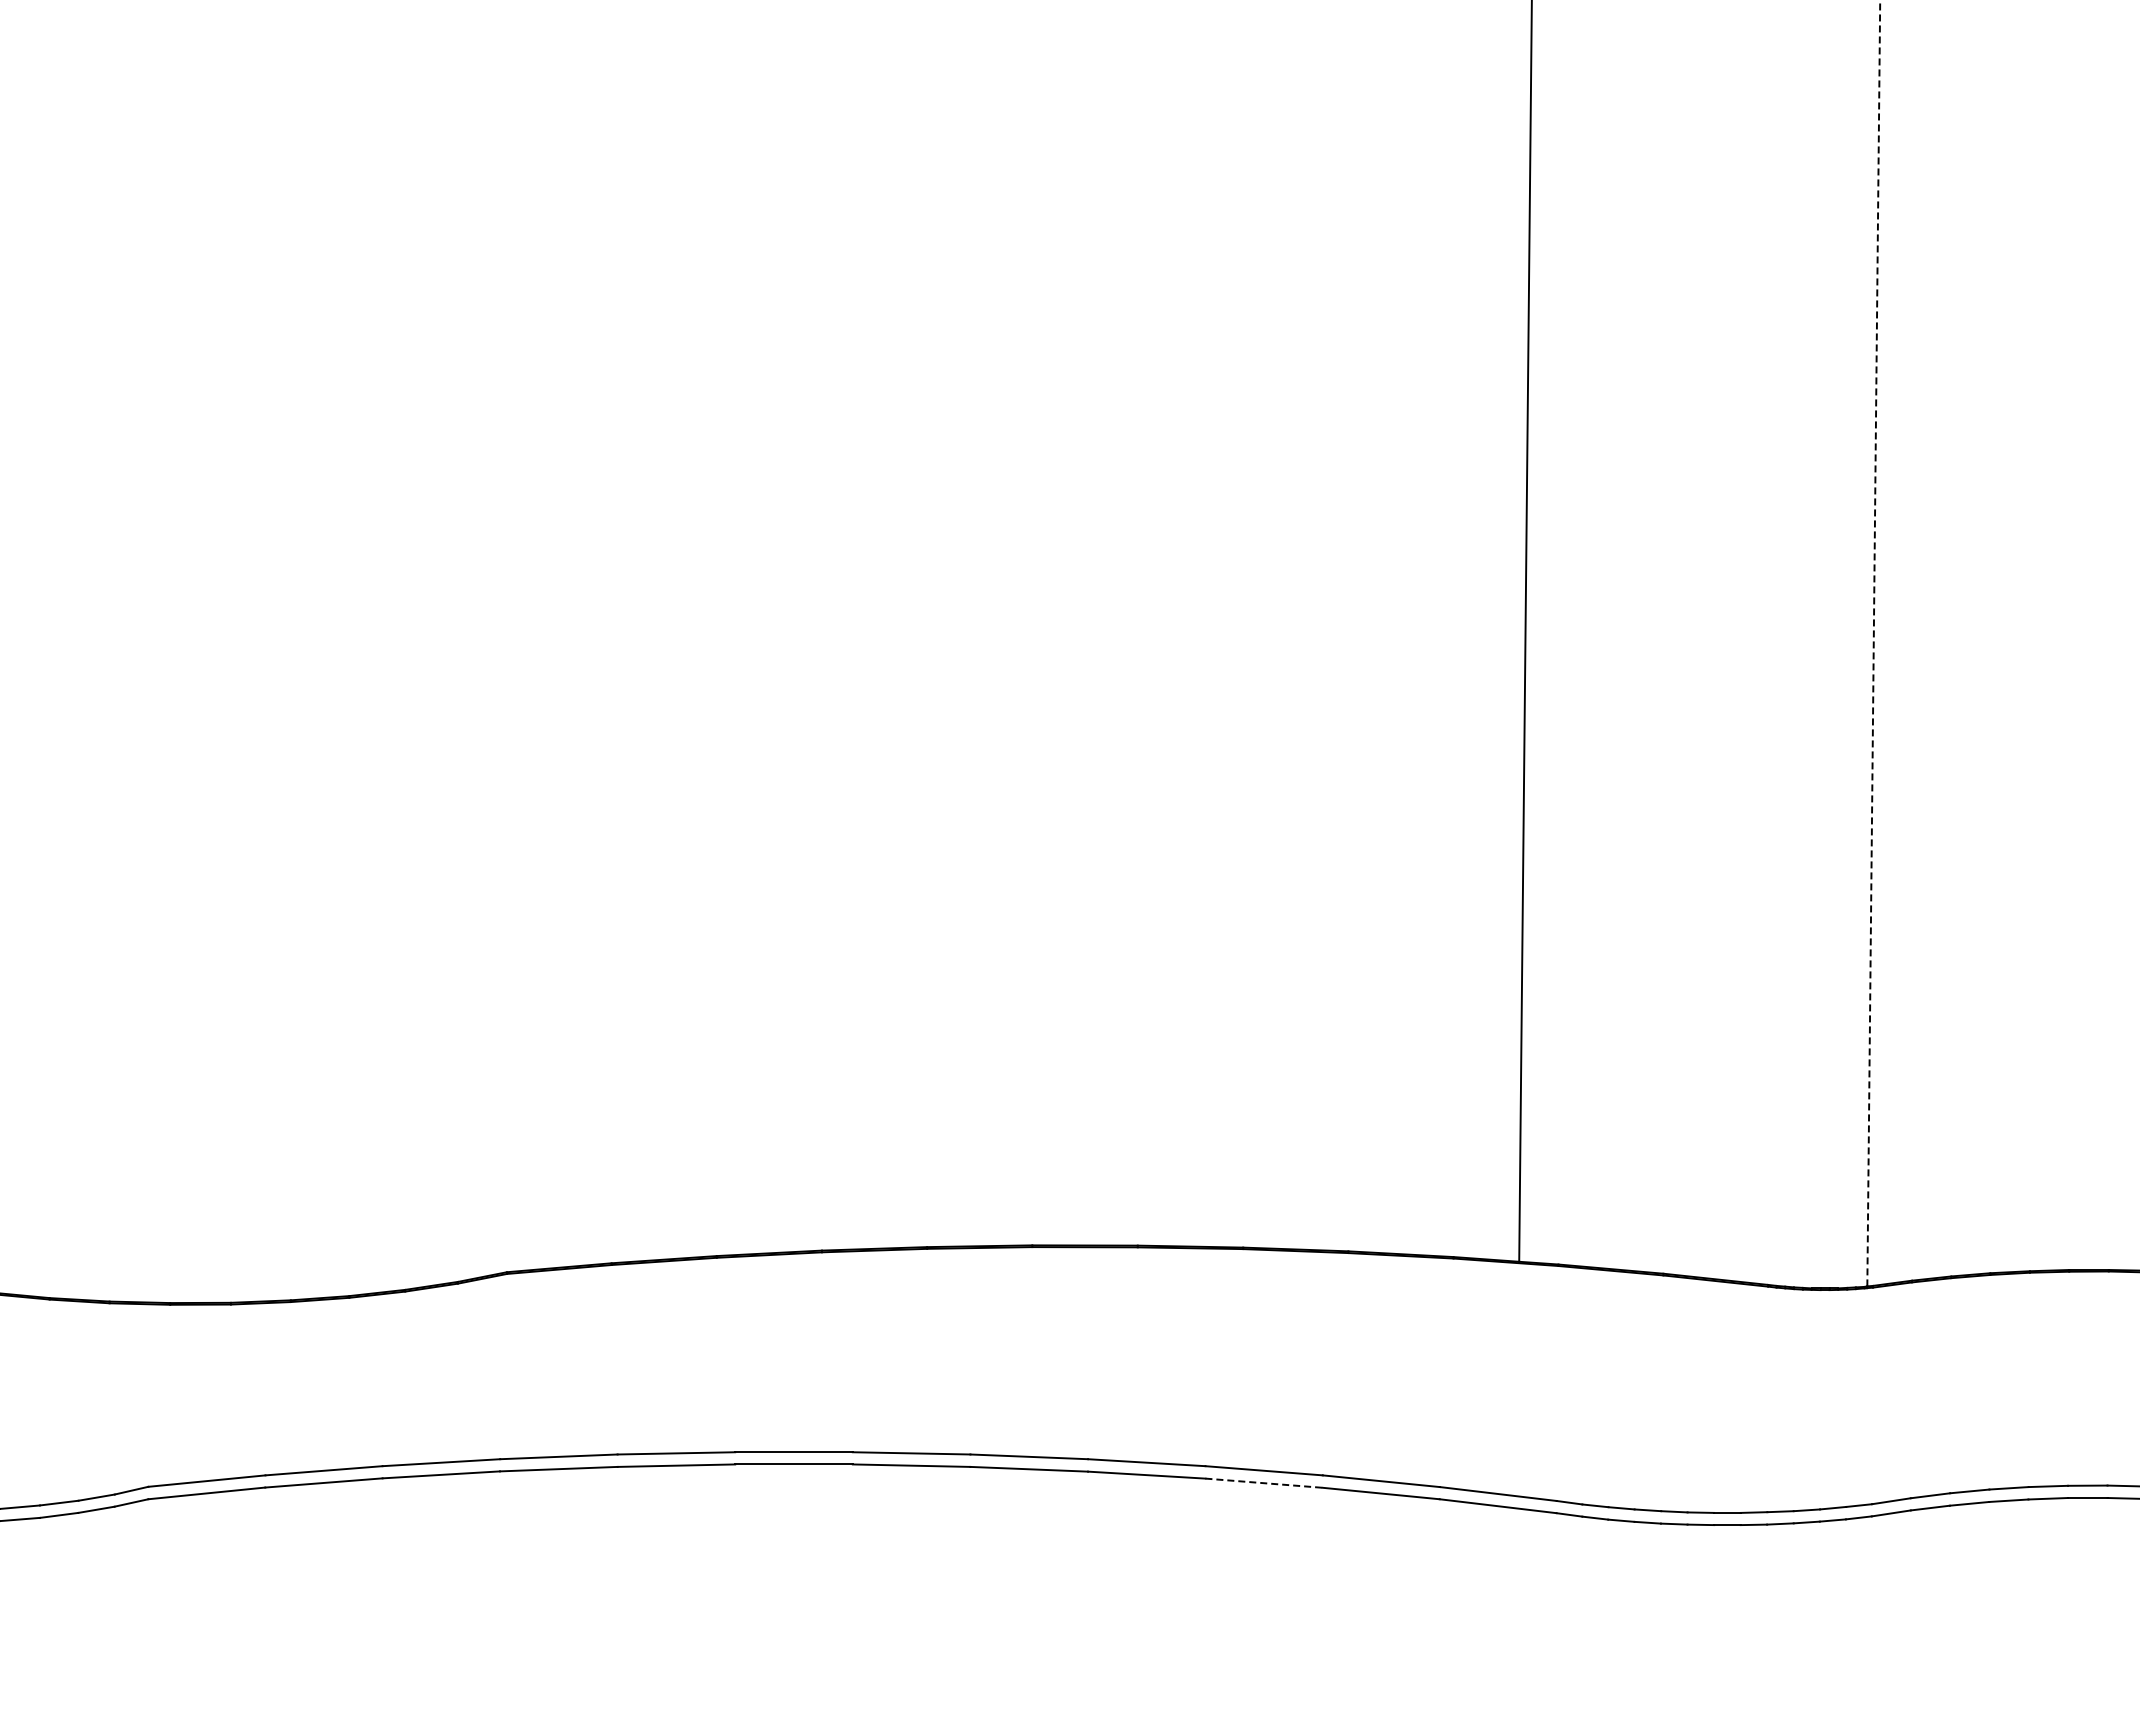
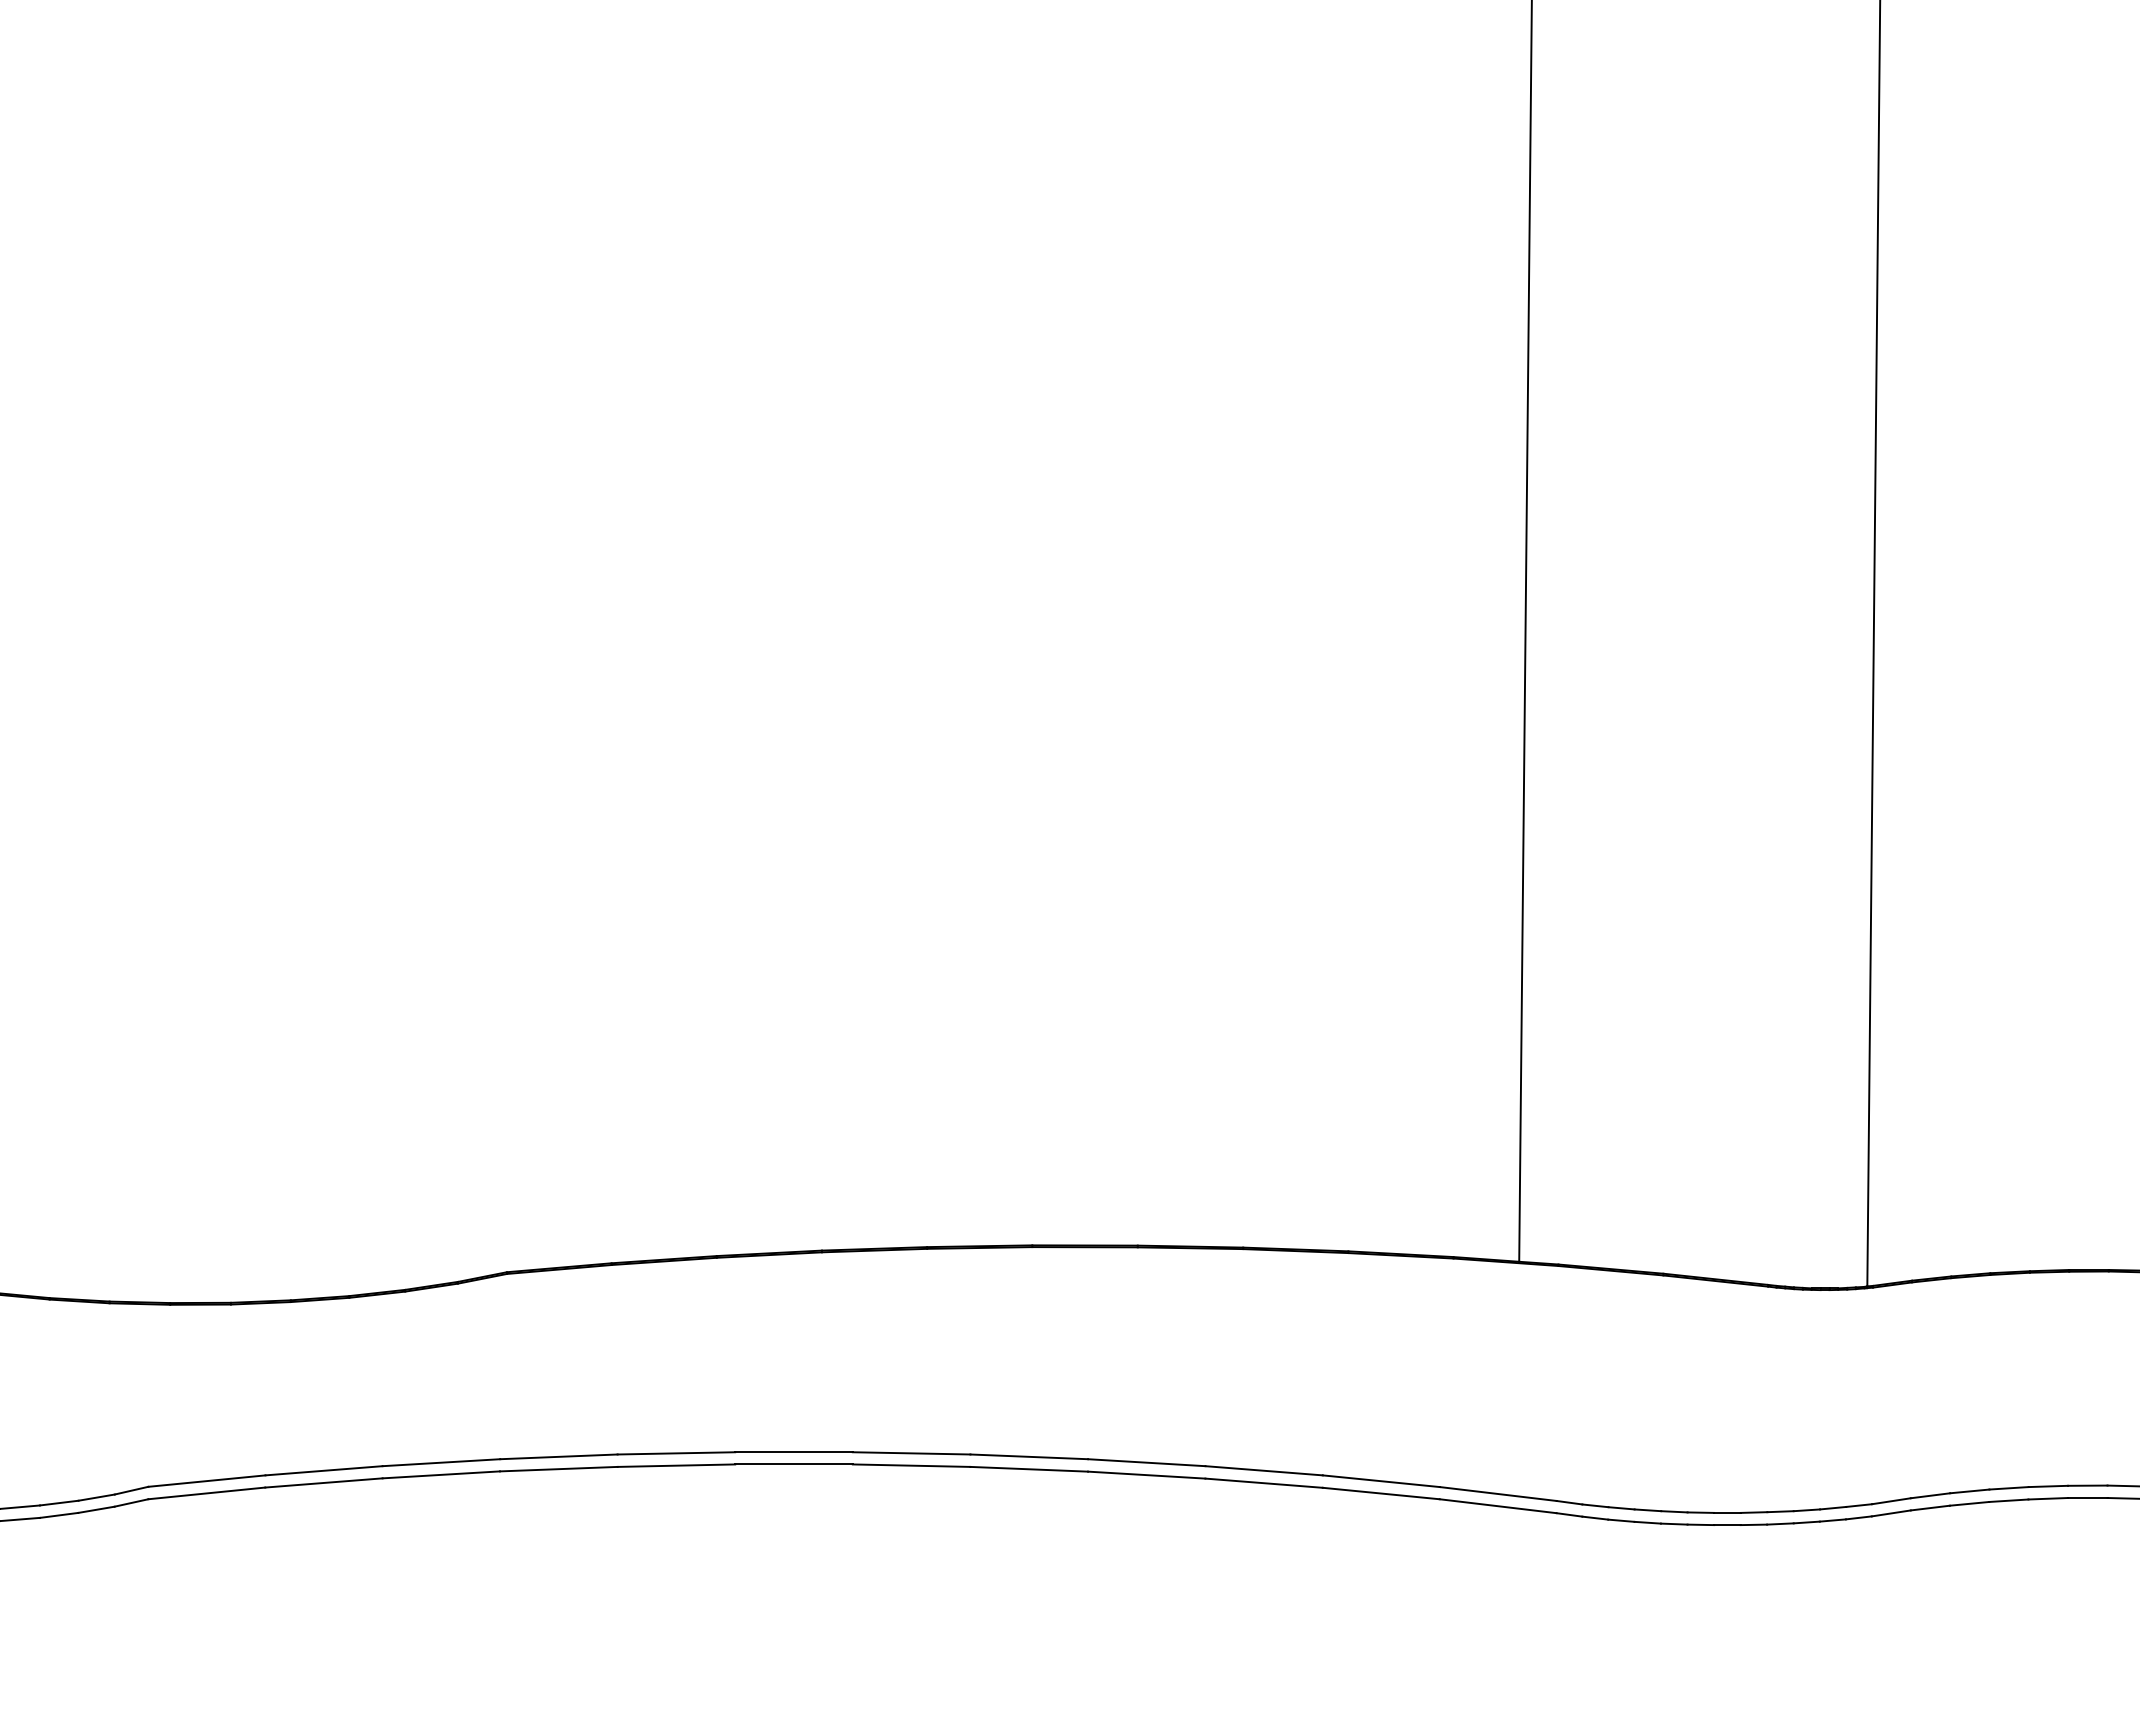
line: dashed -> solid (1873, 643)
line: dashed -> solid (1264, 1483)
